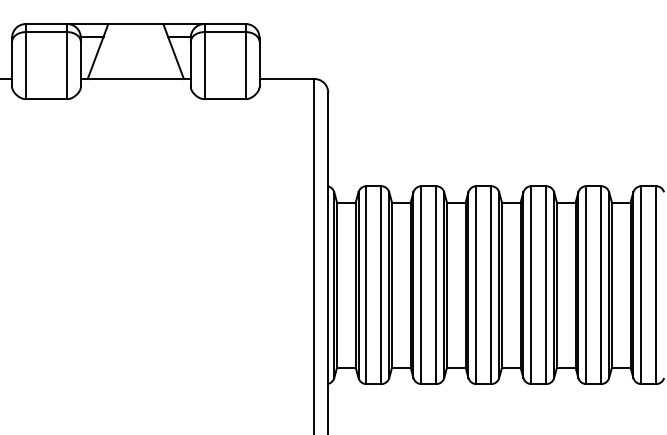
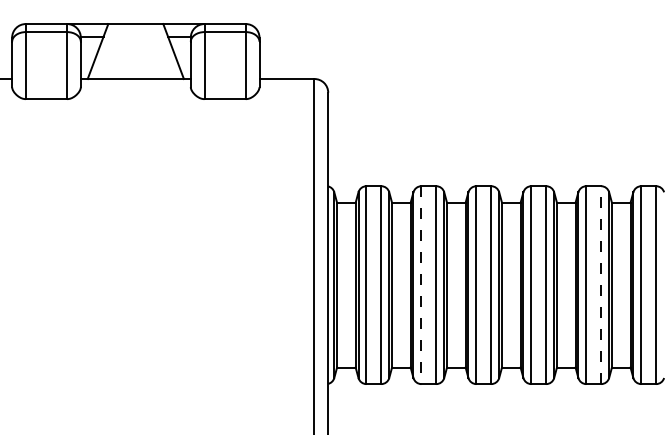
line: solid -> dashed (421, 285)
line: solid -> dashed (601, 285)
